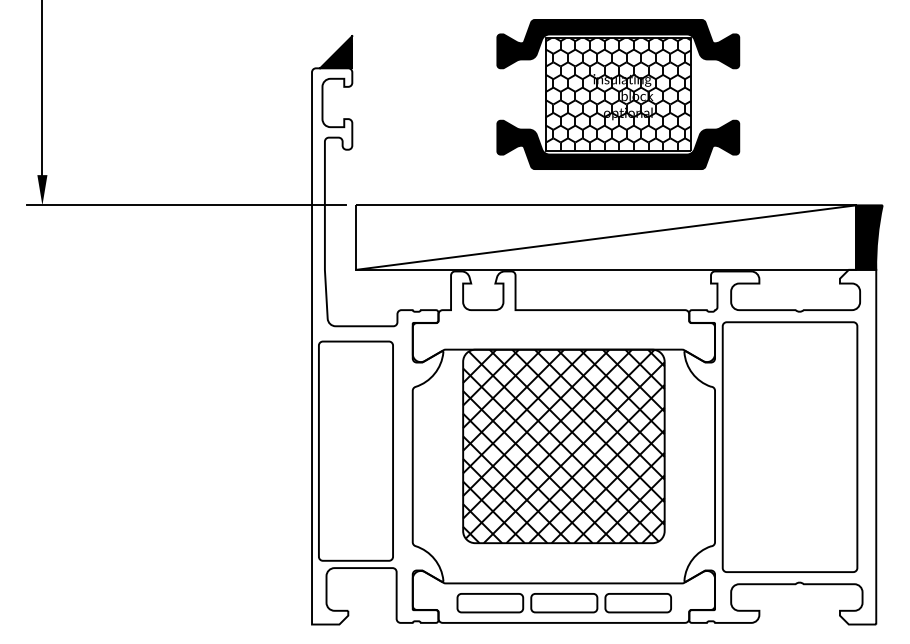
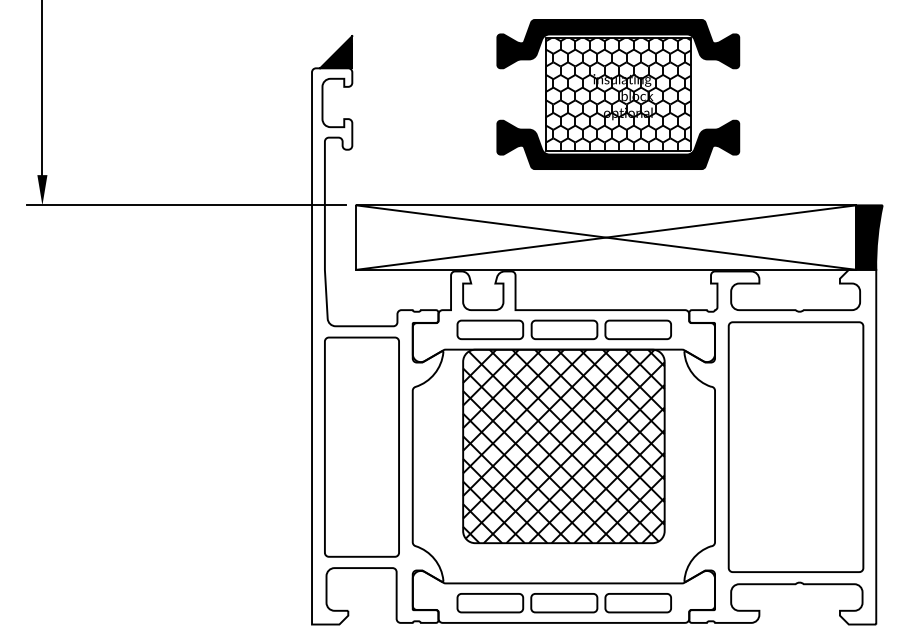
line: none -> present (606, 237)
part: none -> present (563, 329)
part position: (789, 446) -> (795, 446) (795, 446)
part position: (355, 450) -> (361, 446) (361, 446)
